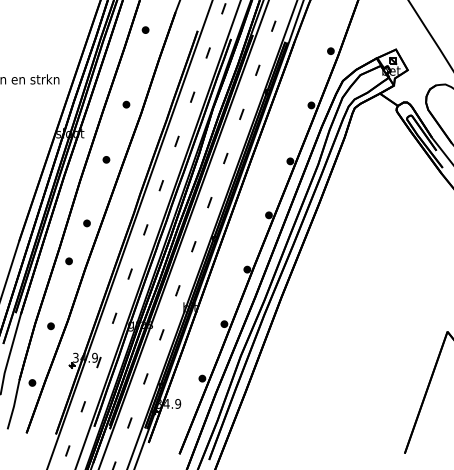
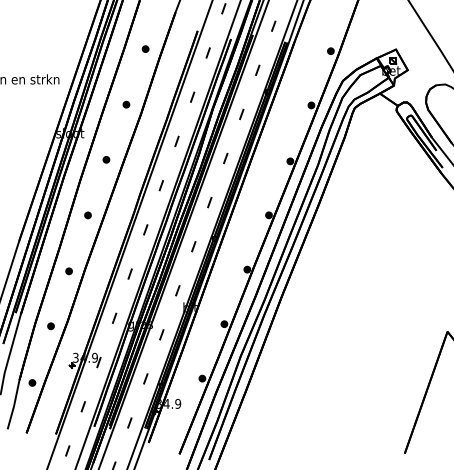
part position: (145, 29) -> (145, 48) (145, 48)
part position: (86, 223) -> (87, 215) (87, 215)
part position: (68, 261) -> (68, 271) (68, 271)
